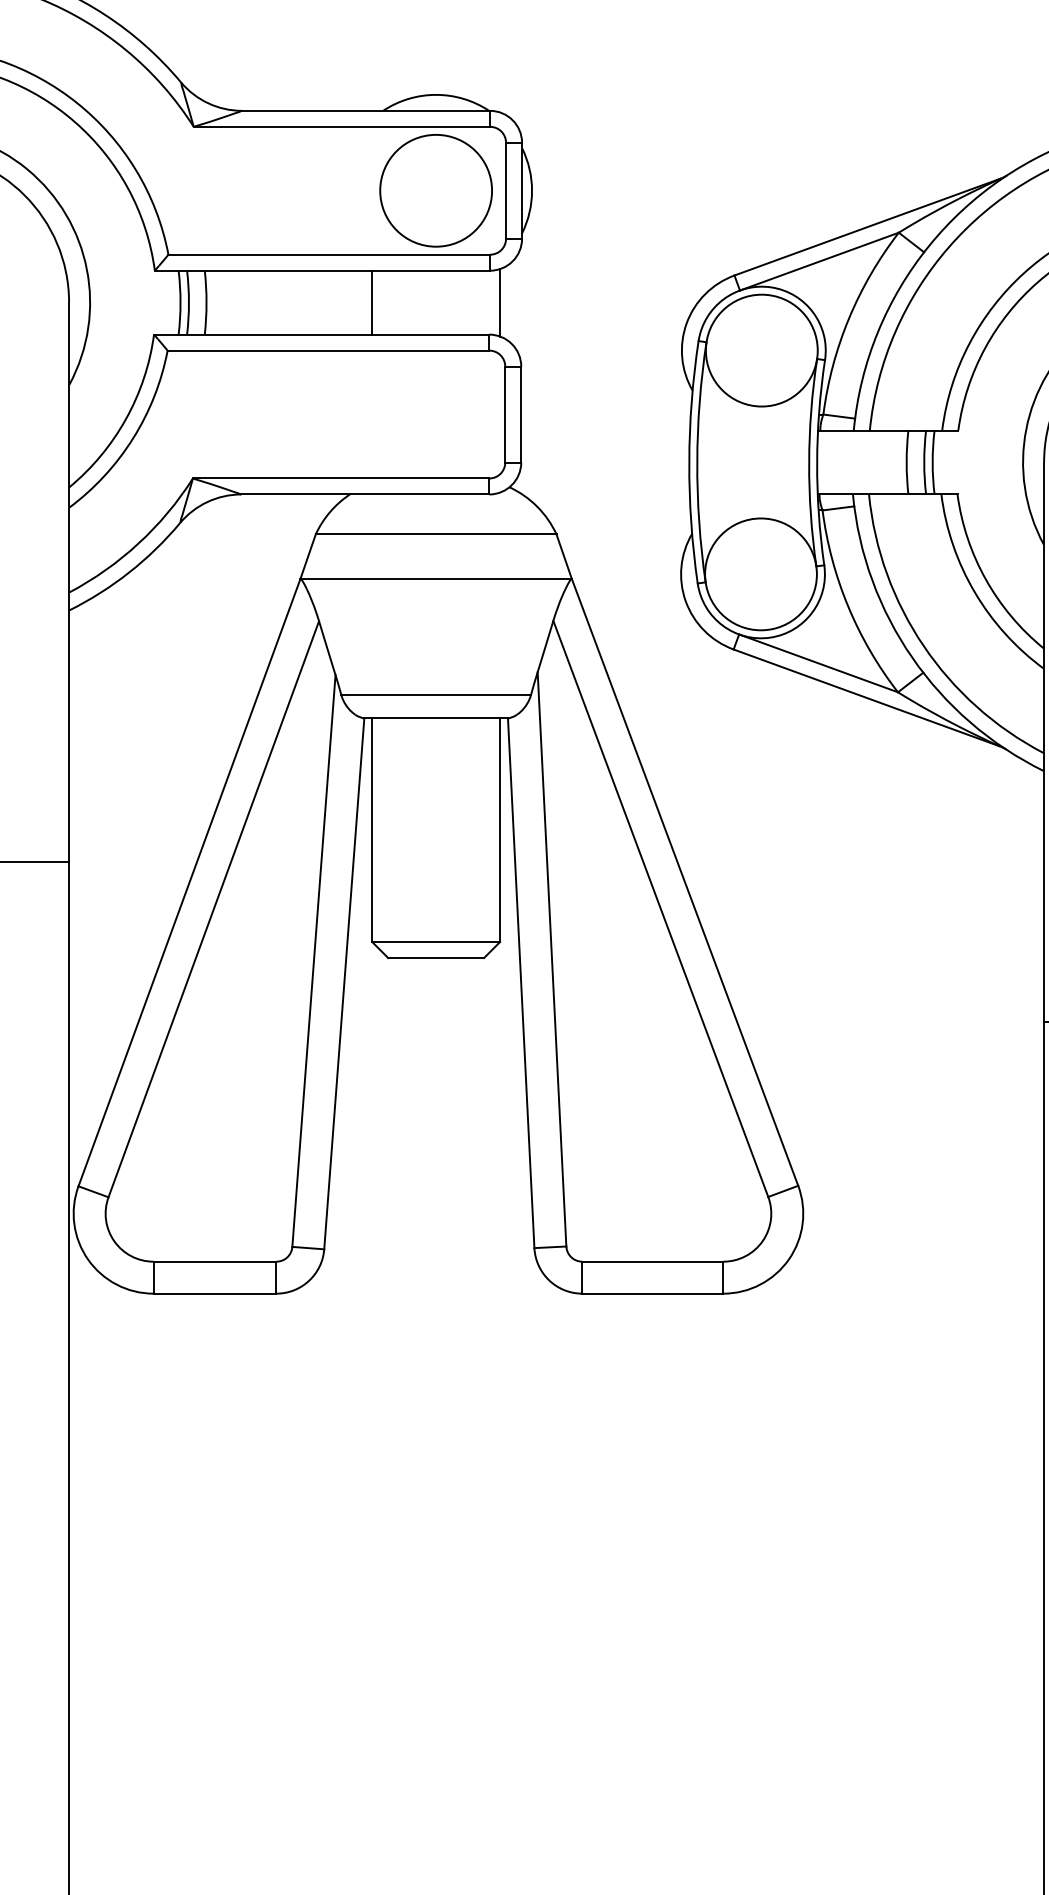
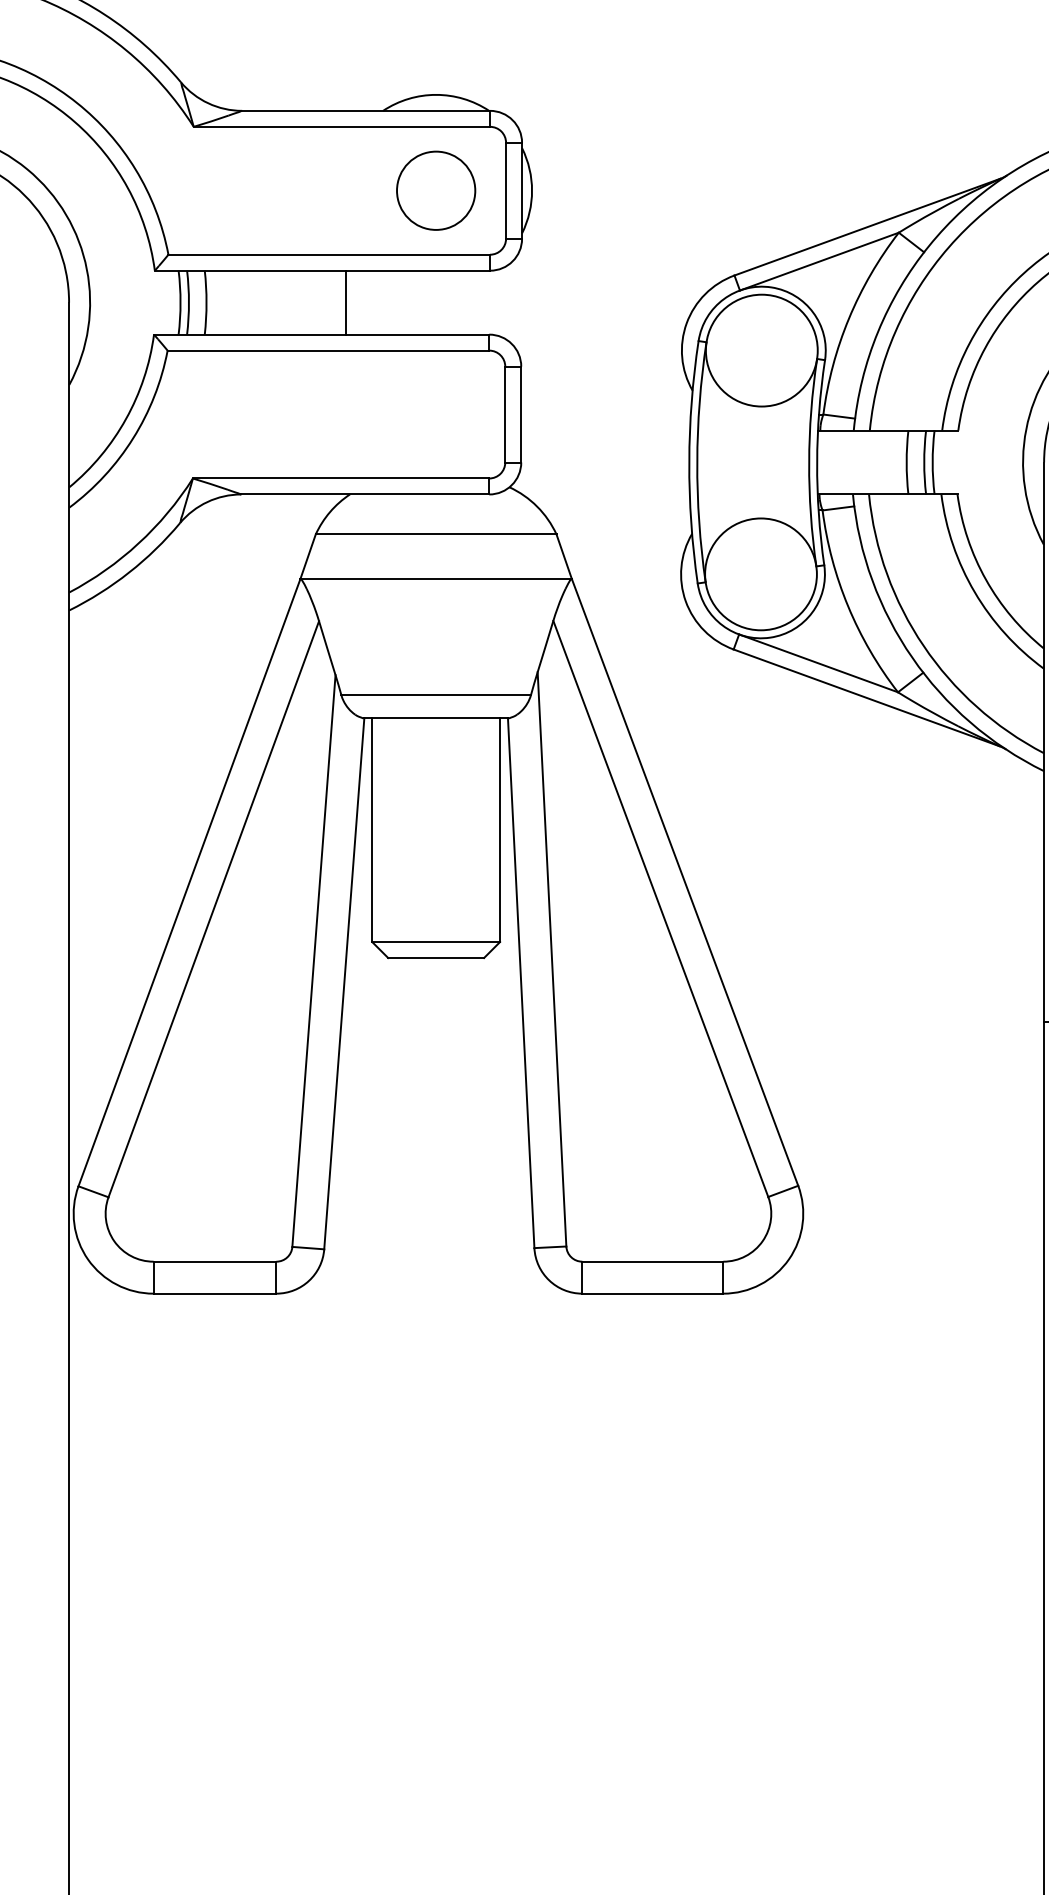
circle diameter: 112 px -> 78 px (436, 190)
line position: (372, 302) -> (346, 302) (346, 302)
line: present -> none (500, 302)
line: present -> none (35, 862)
